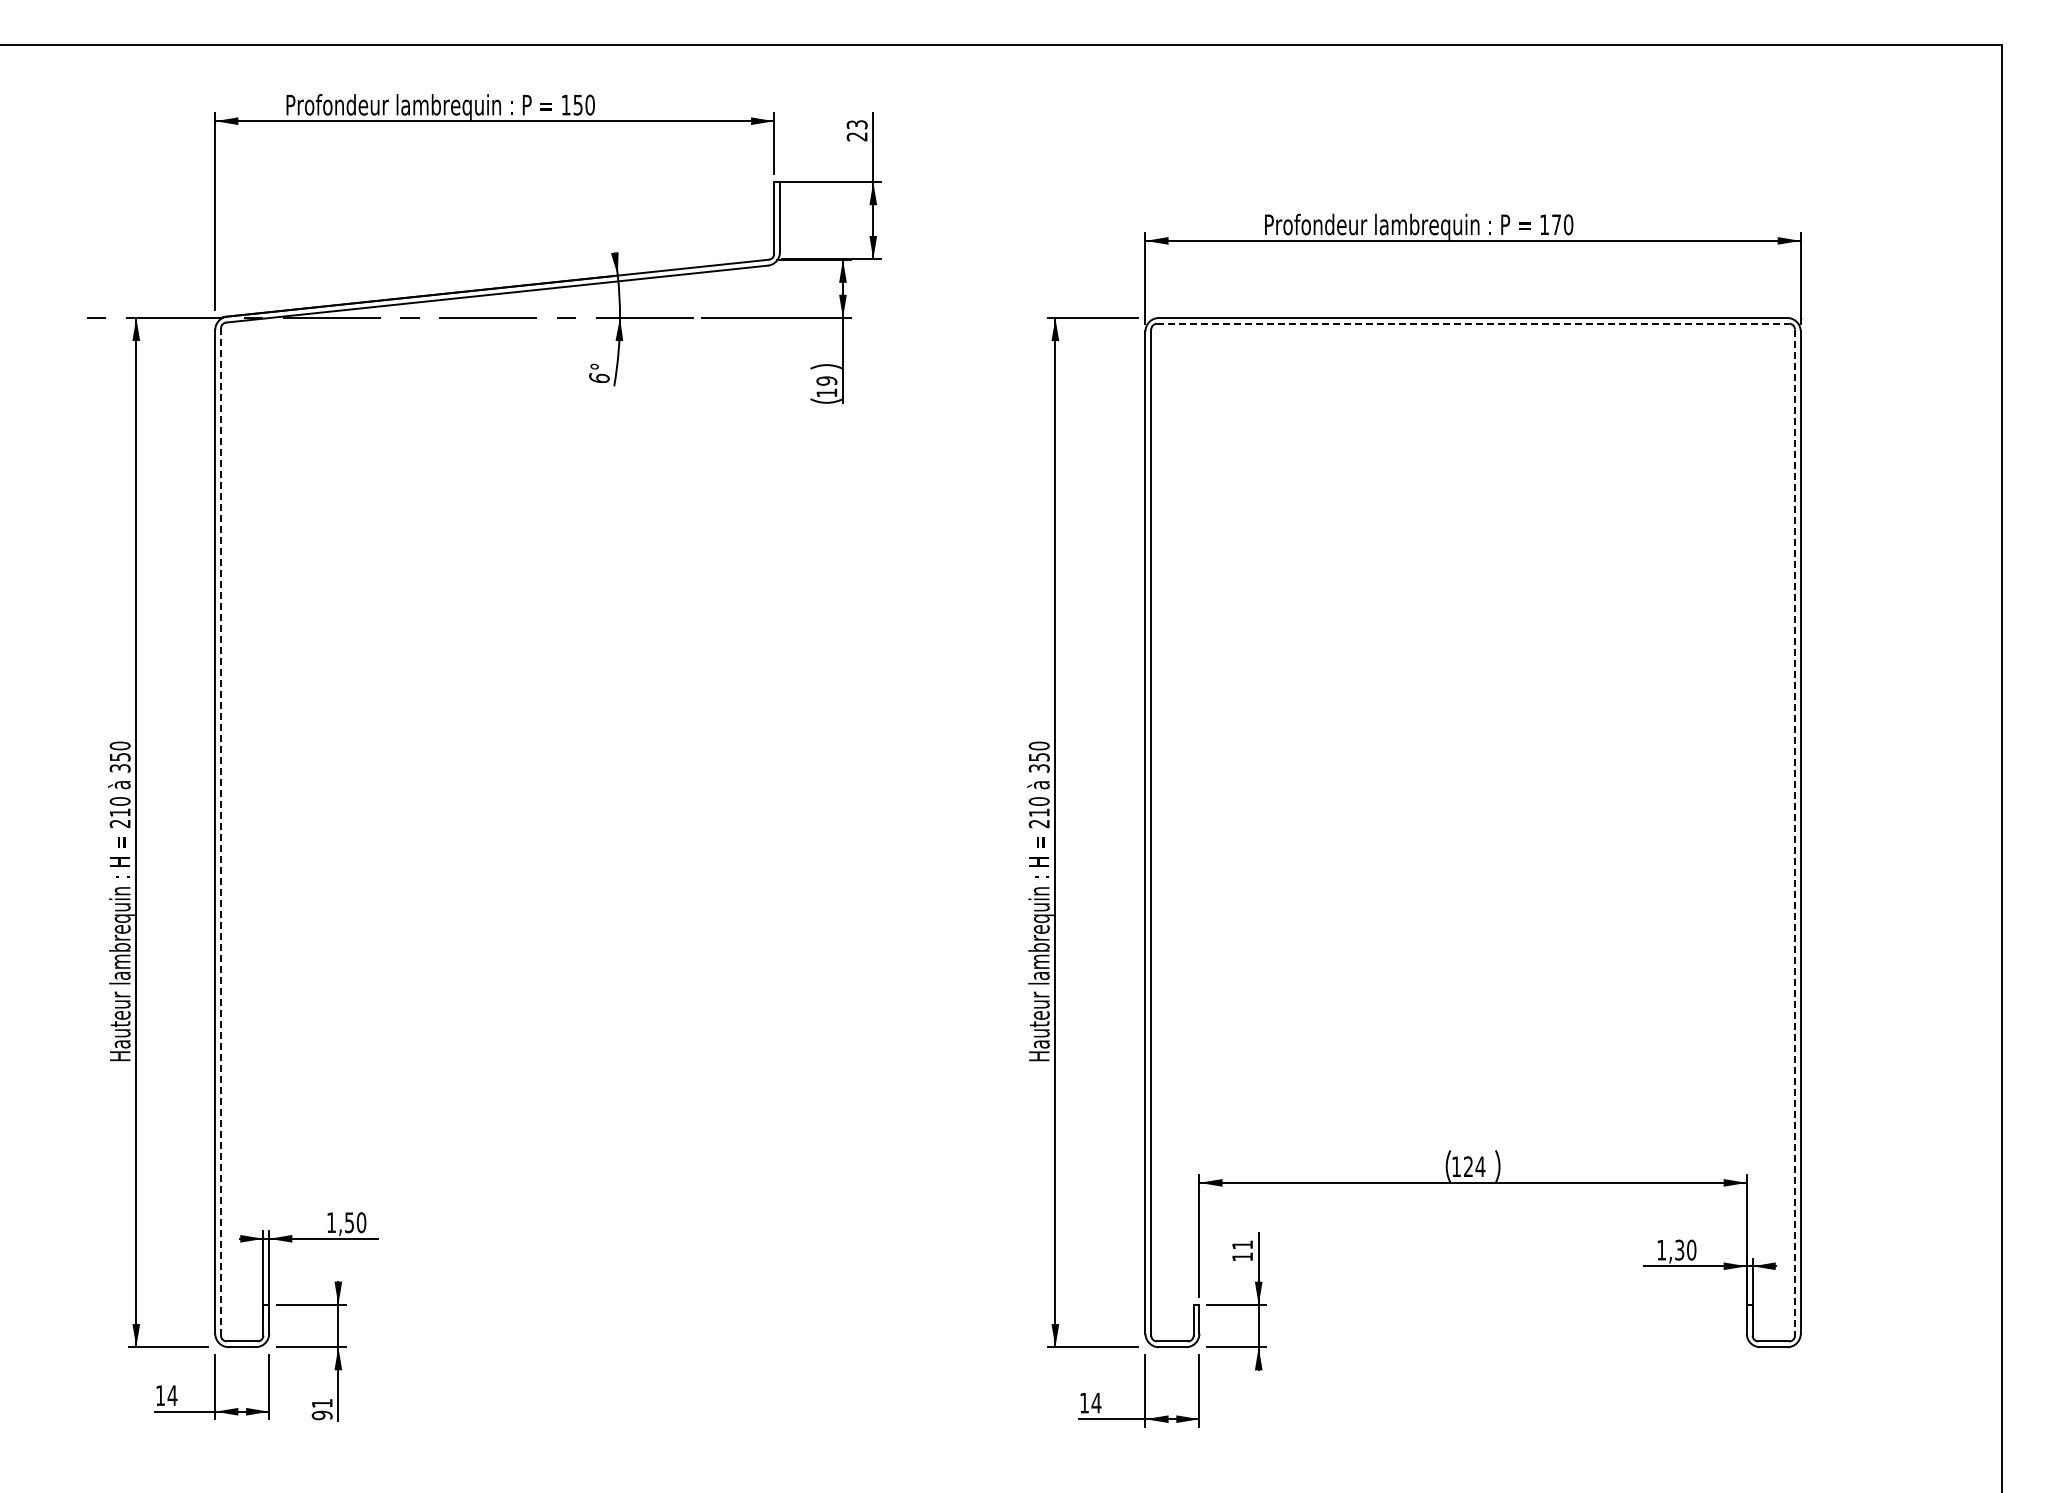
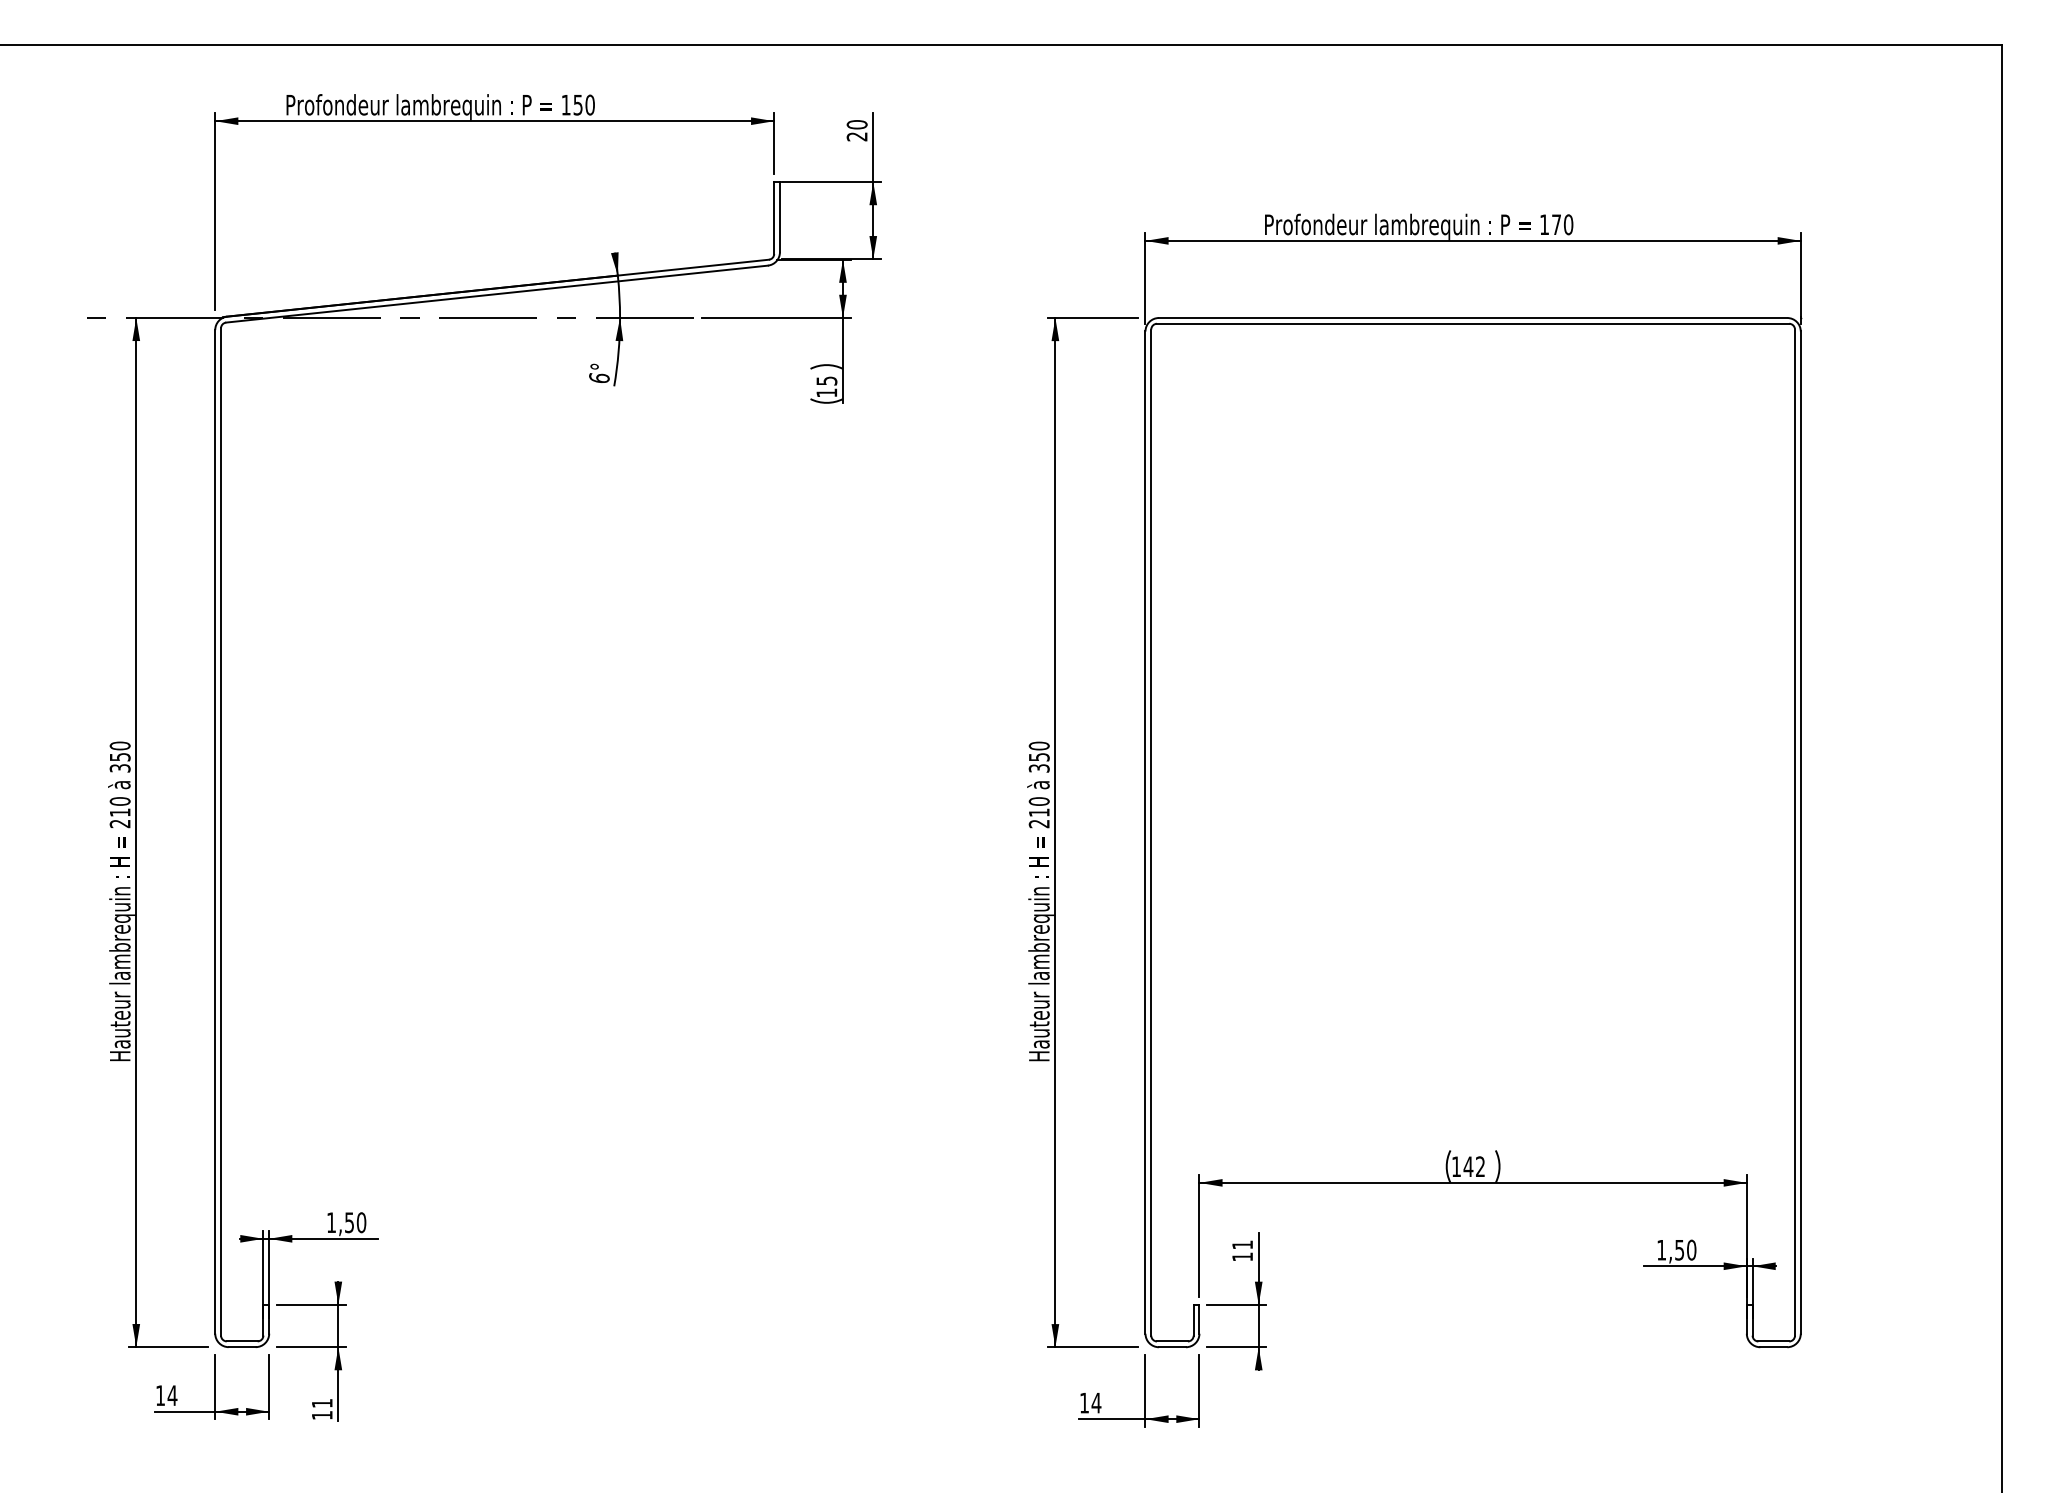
text: 23 -> 20 (856, 124)
line: dashed -> solid (1473, 323)
text: 19 -> 15 (826, 380)
line: dashed -> solid (221, 831)
line: dashed -> solid (1795, 833)
text: 124 -> 142 (1474, 1166)
text: 1,30 -> 1,50 (1679, 1249)
text: 91 -> 11 (321, 1415)
